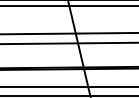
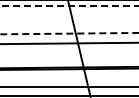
line: solid -> dashed (69, 5)
line: solid -> dashed (69, 33)
